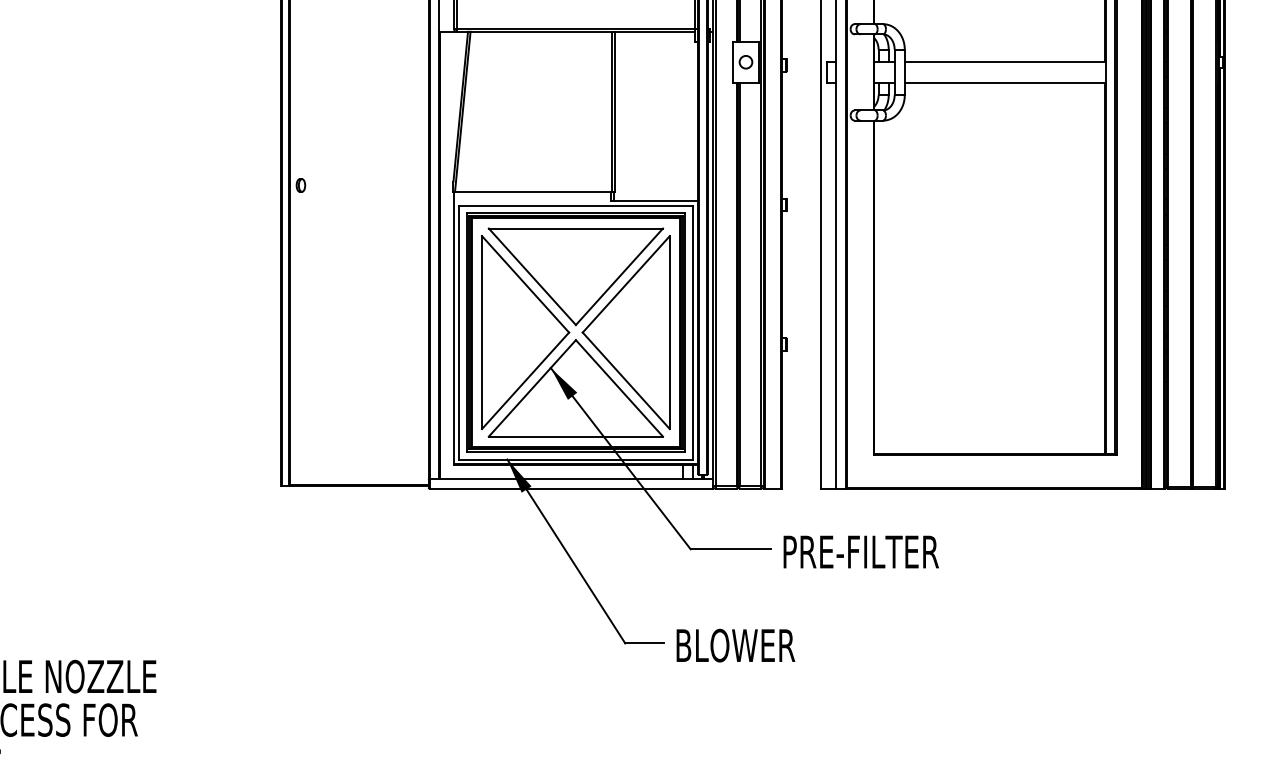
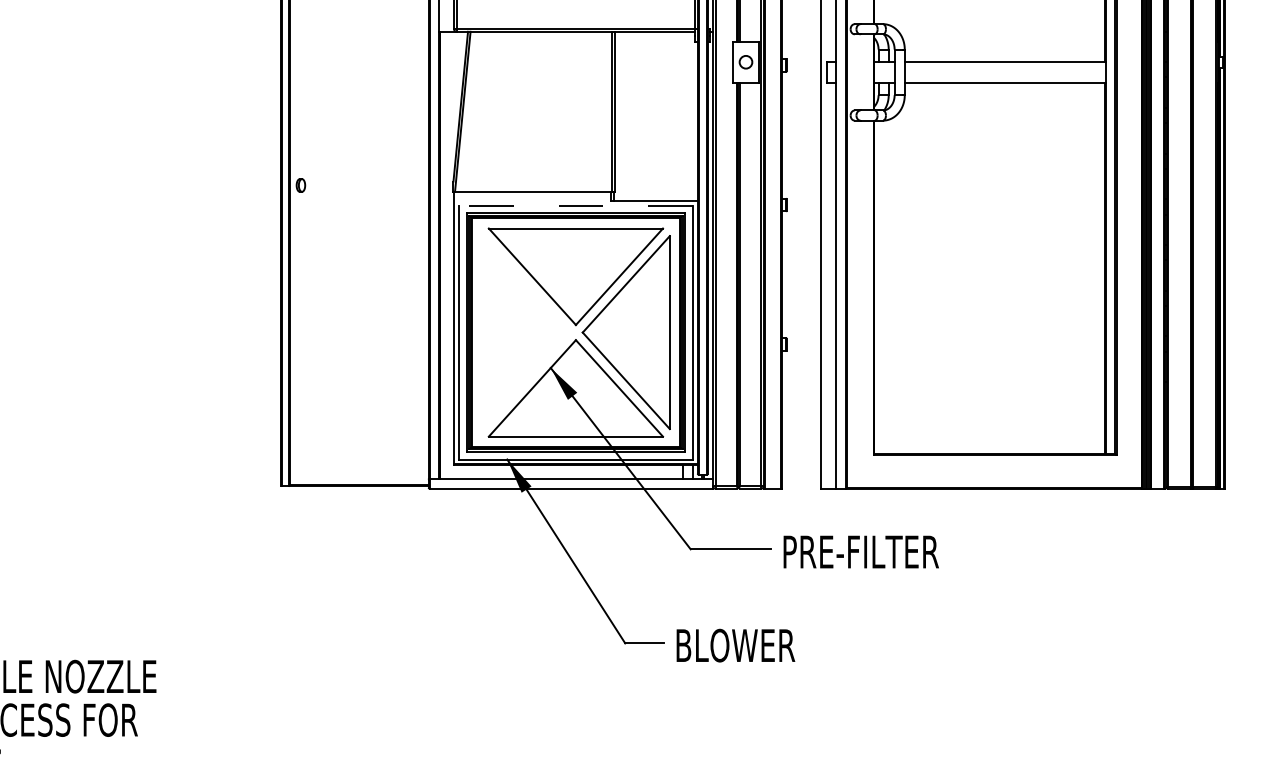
line: solid -> dashed (575, 205)
part: present -> none (525, 332)
